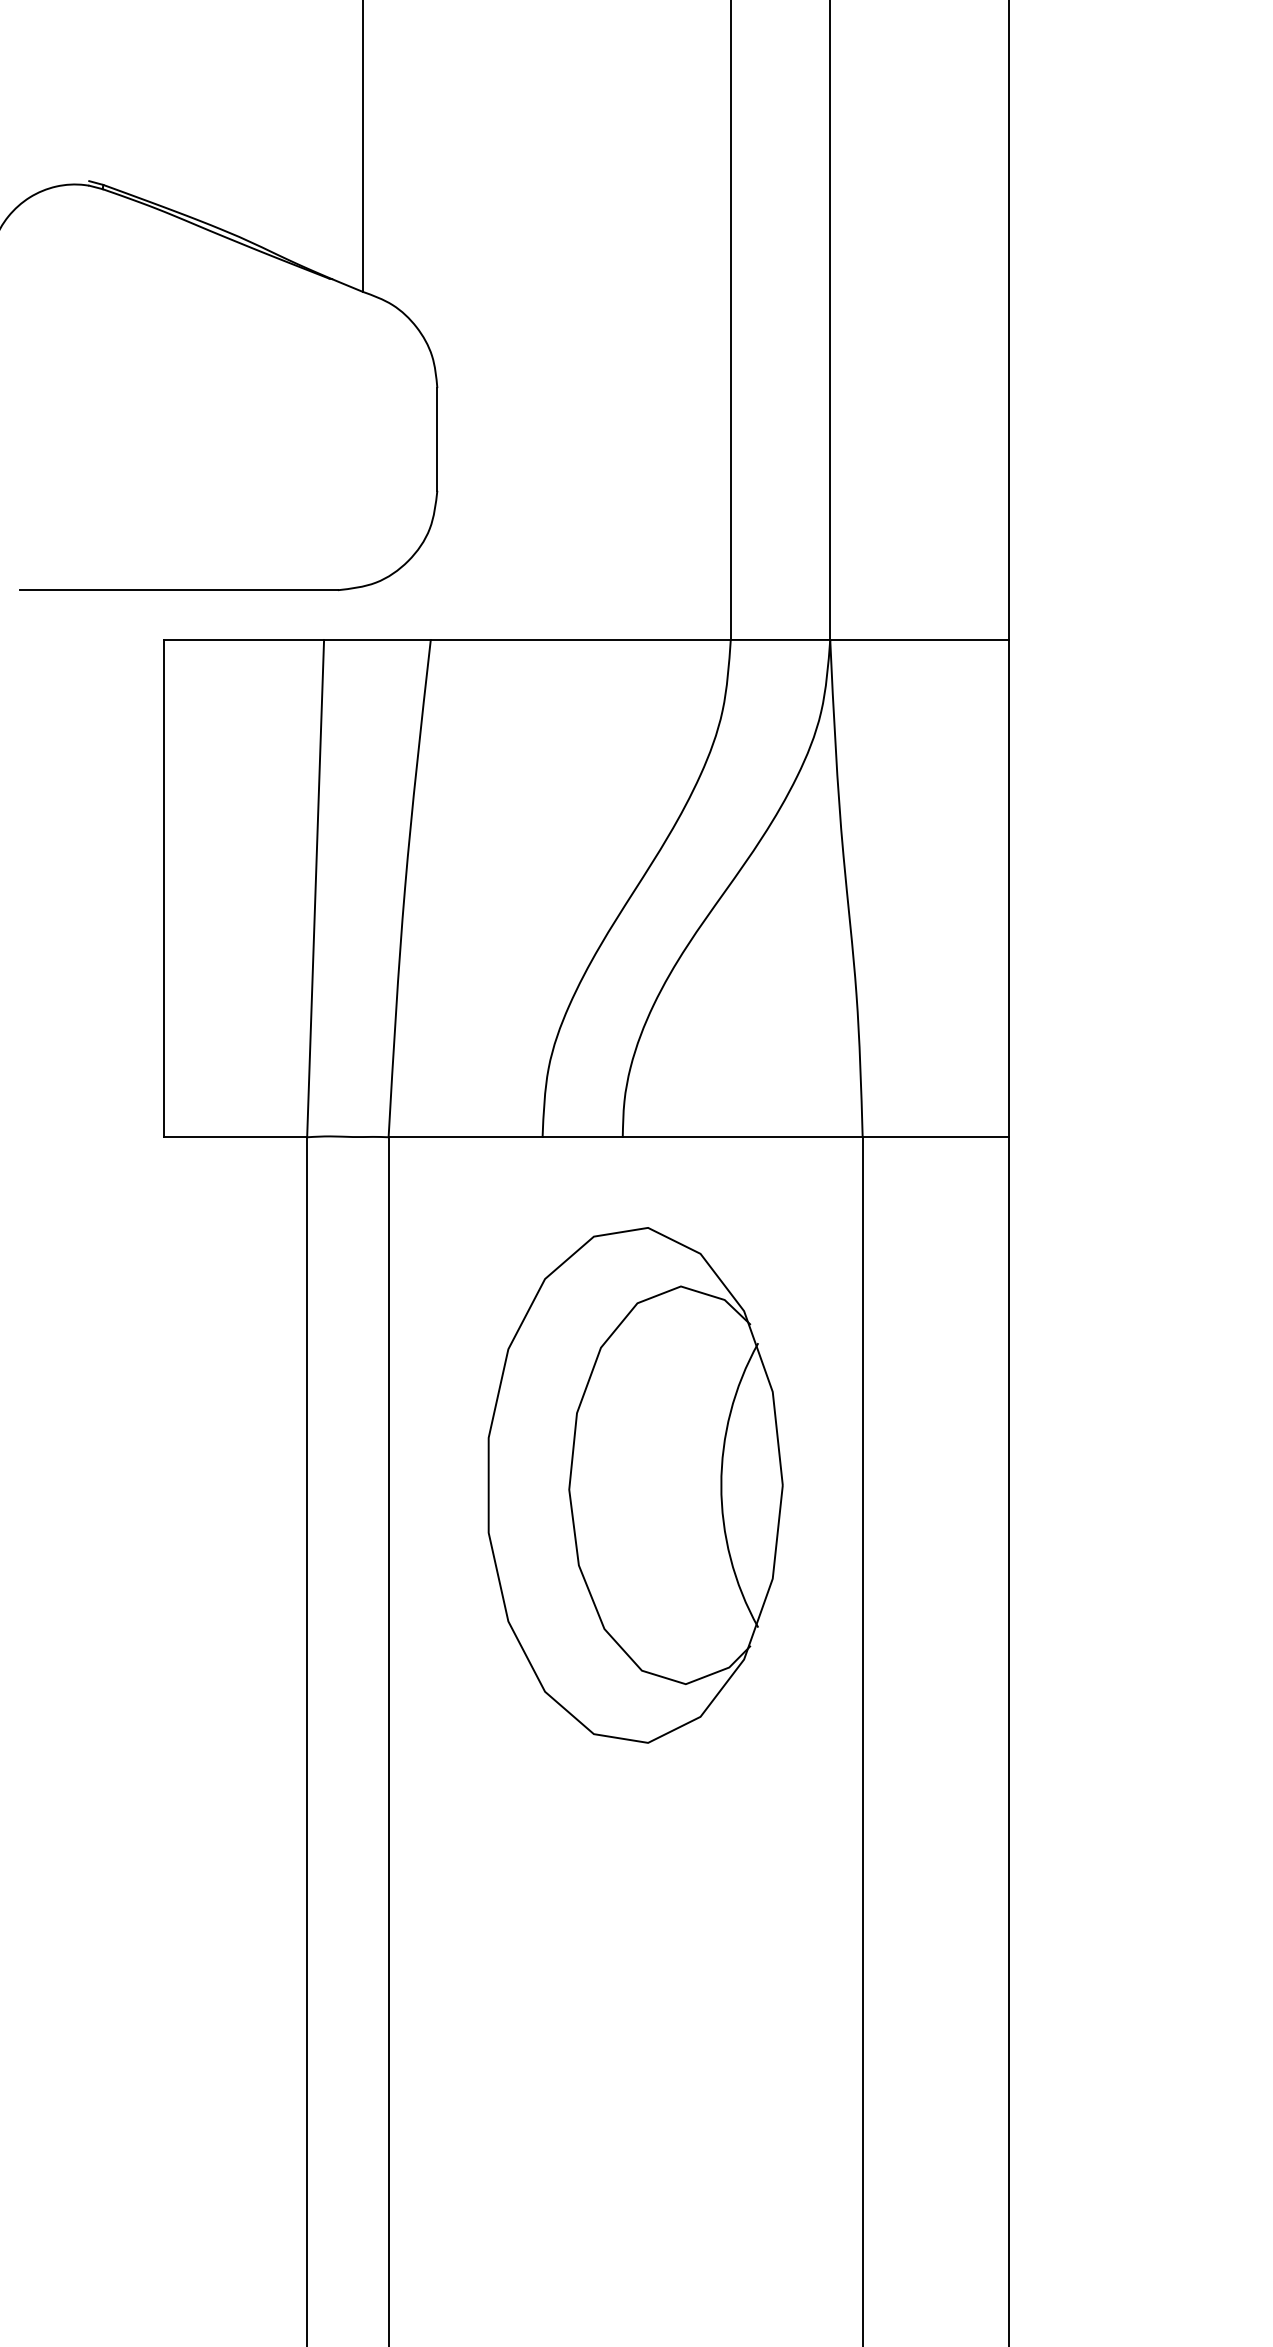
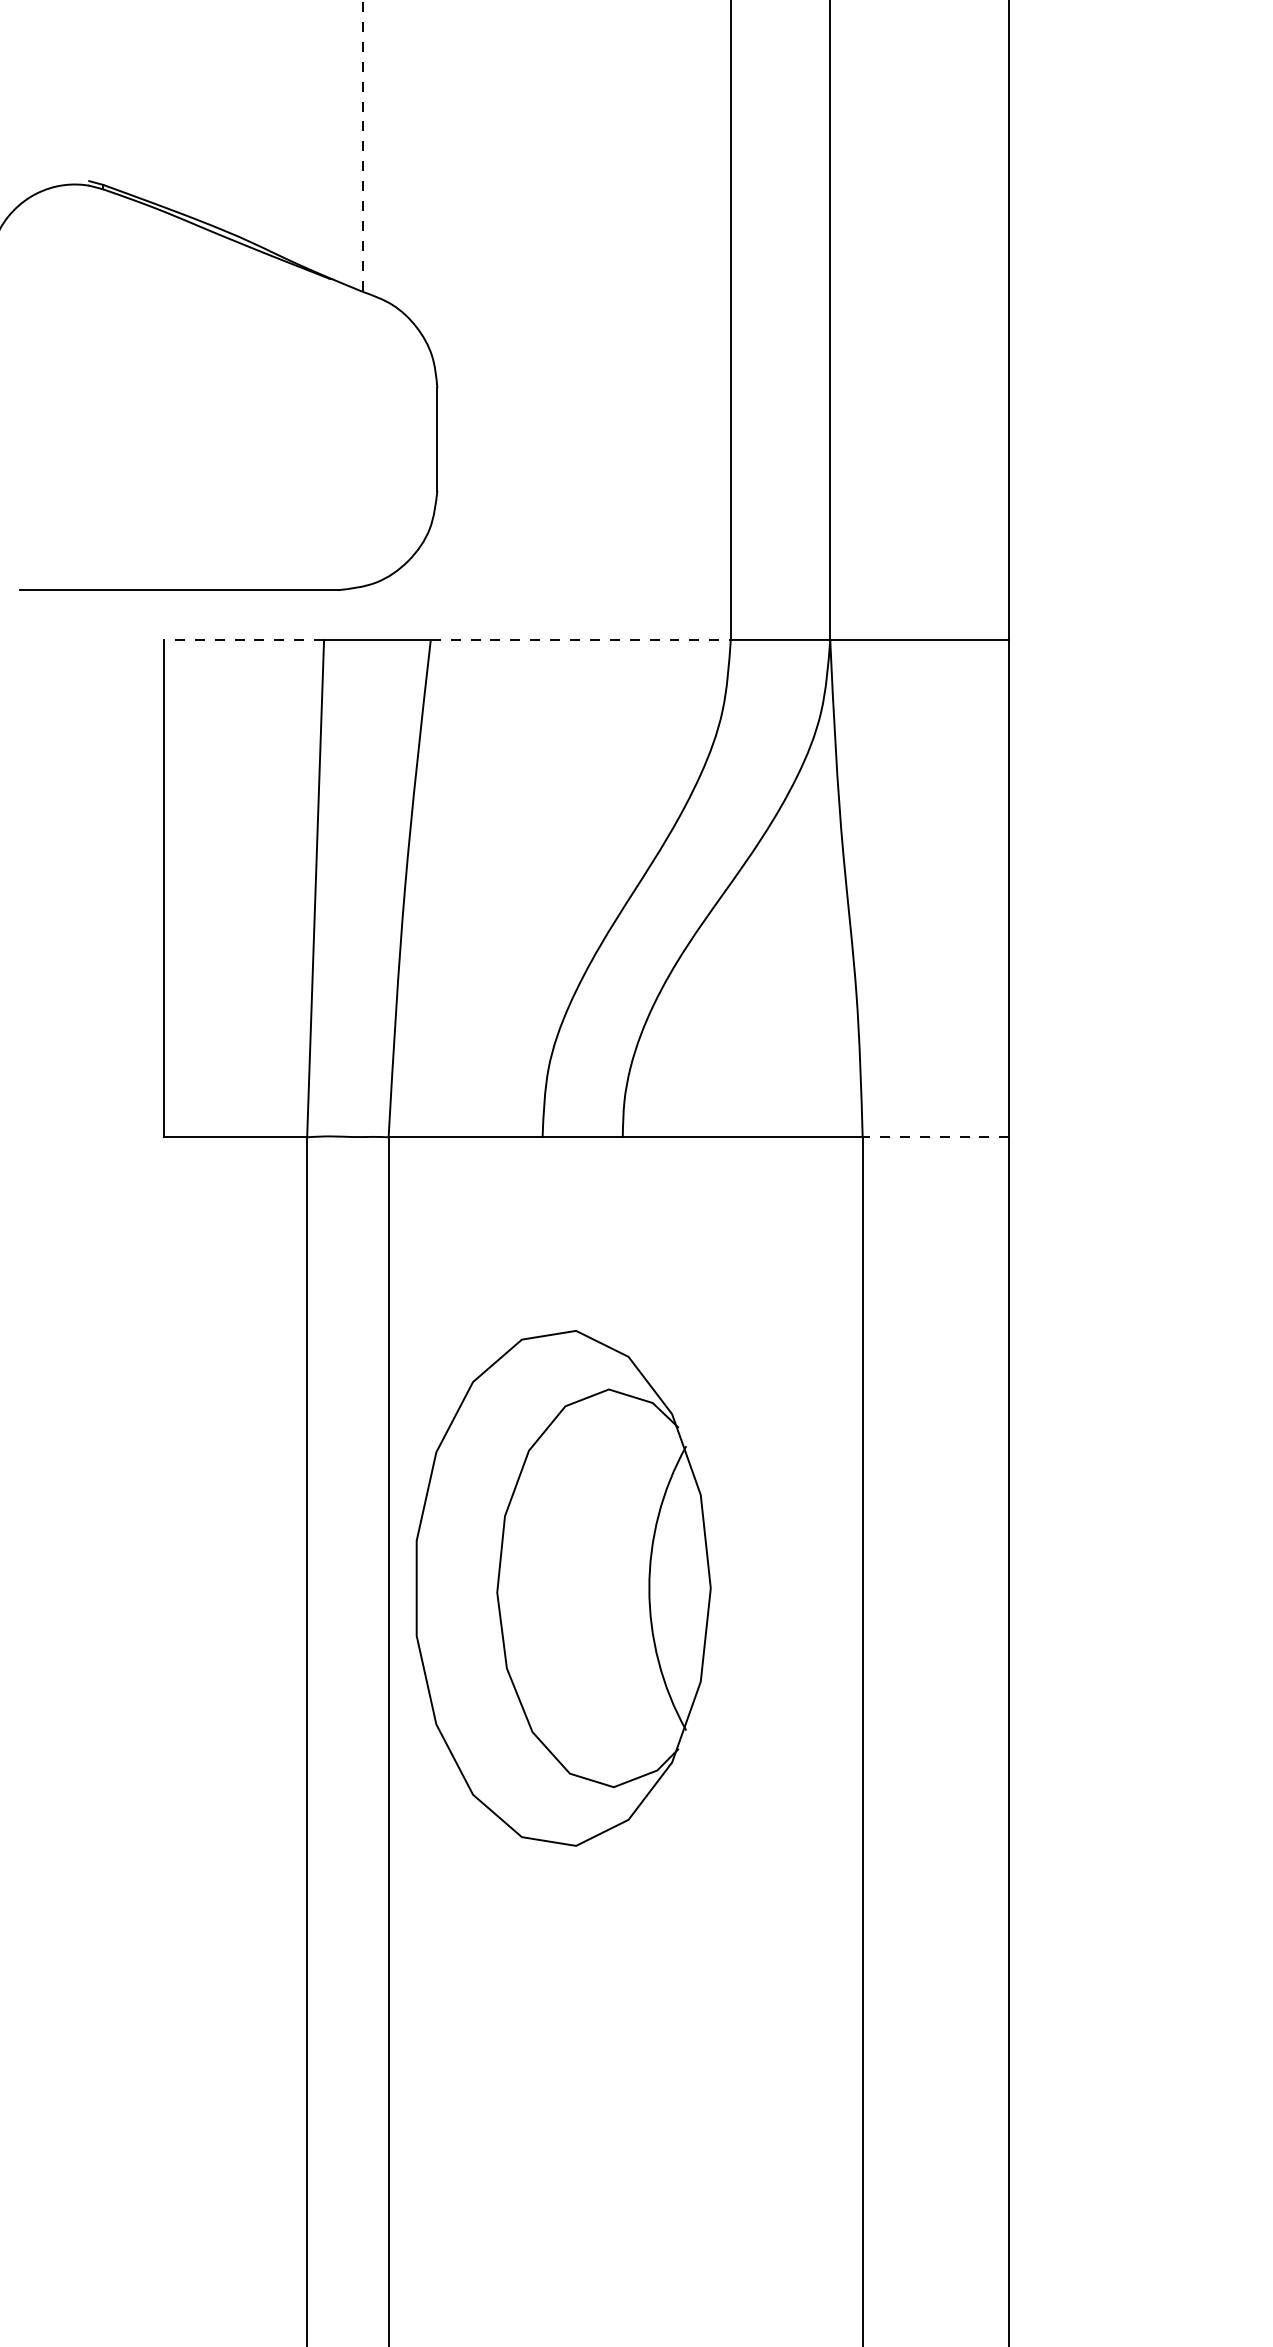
line: solid -> dashed (362, 146)
line: solid -> dashed (243, 639)
line: solid -> dashed (580, 639)
line: solid -> dashed (935, 1137)
part position: (635, 1485) -> (563, 1588) (563, 1588)
